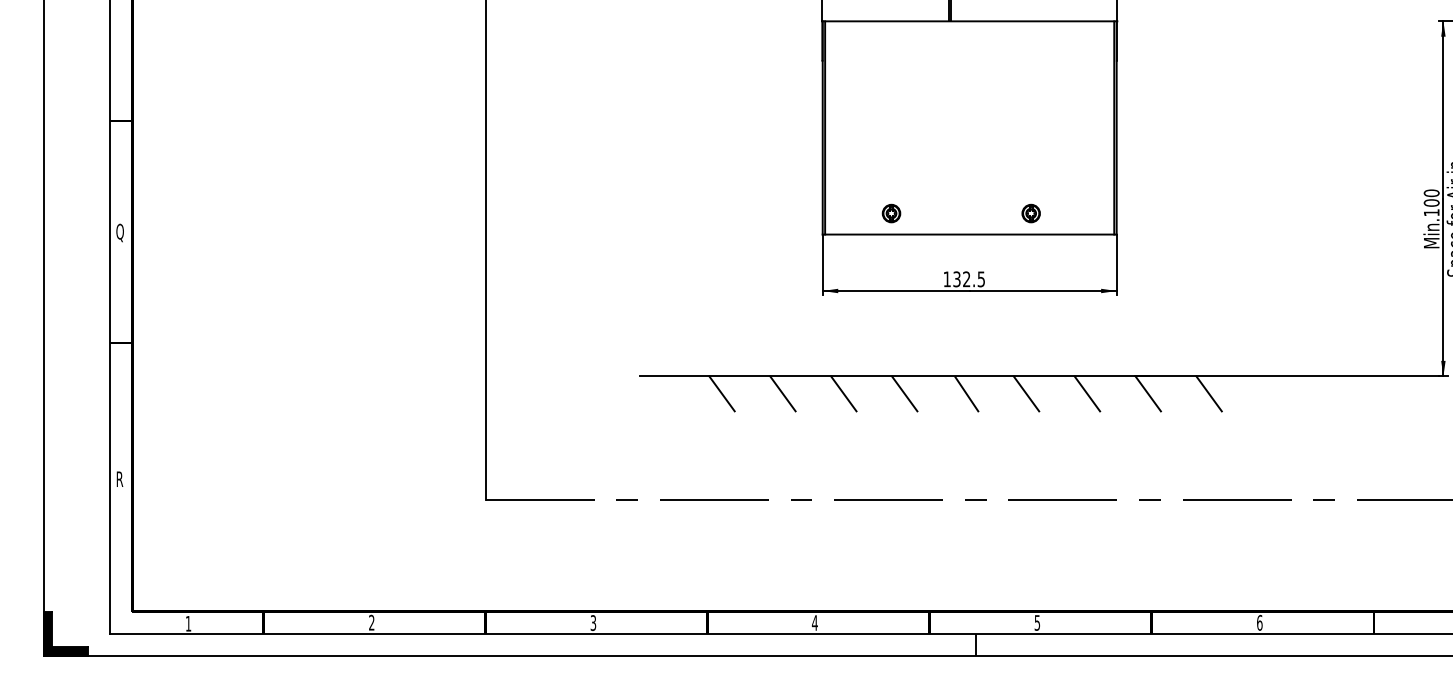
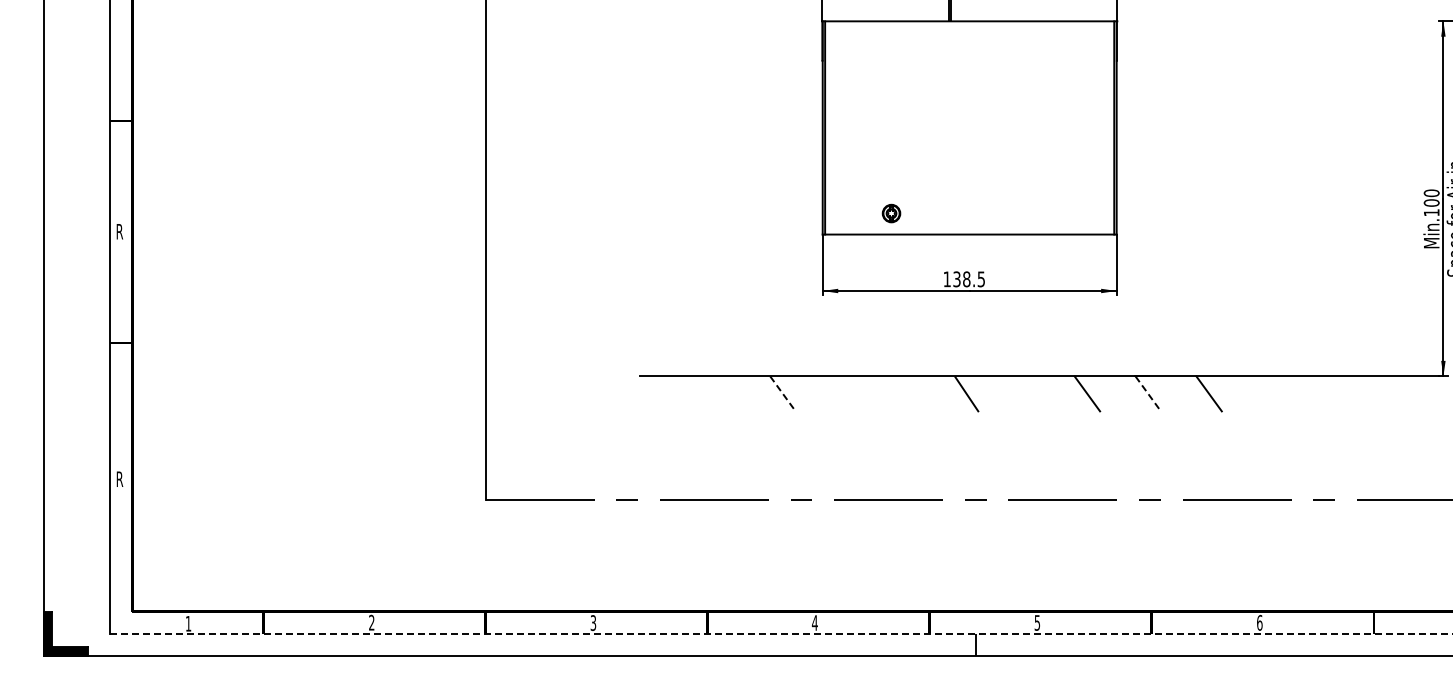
part: present -> none (1030, 213)
text: Q -> R (119, 232)
text: 132.5 -> 138.5 (966, 279)
line: present -> none (721, 393)
line: solid -> dashed (782, 393)
line: present -> none (843, 393)
line: present -> none (904, 393)
line: present -> none (1026, 393)
line: solid -> dashed (1148, 393)
line: solid -> dashed (781, 633)
